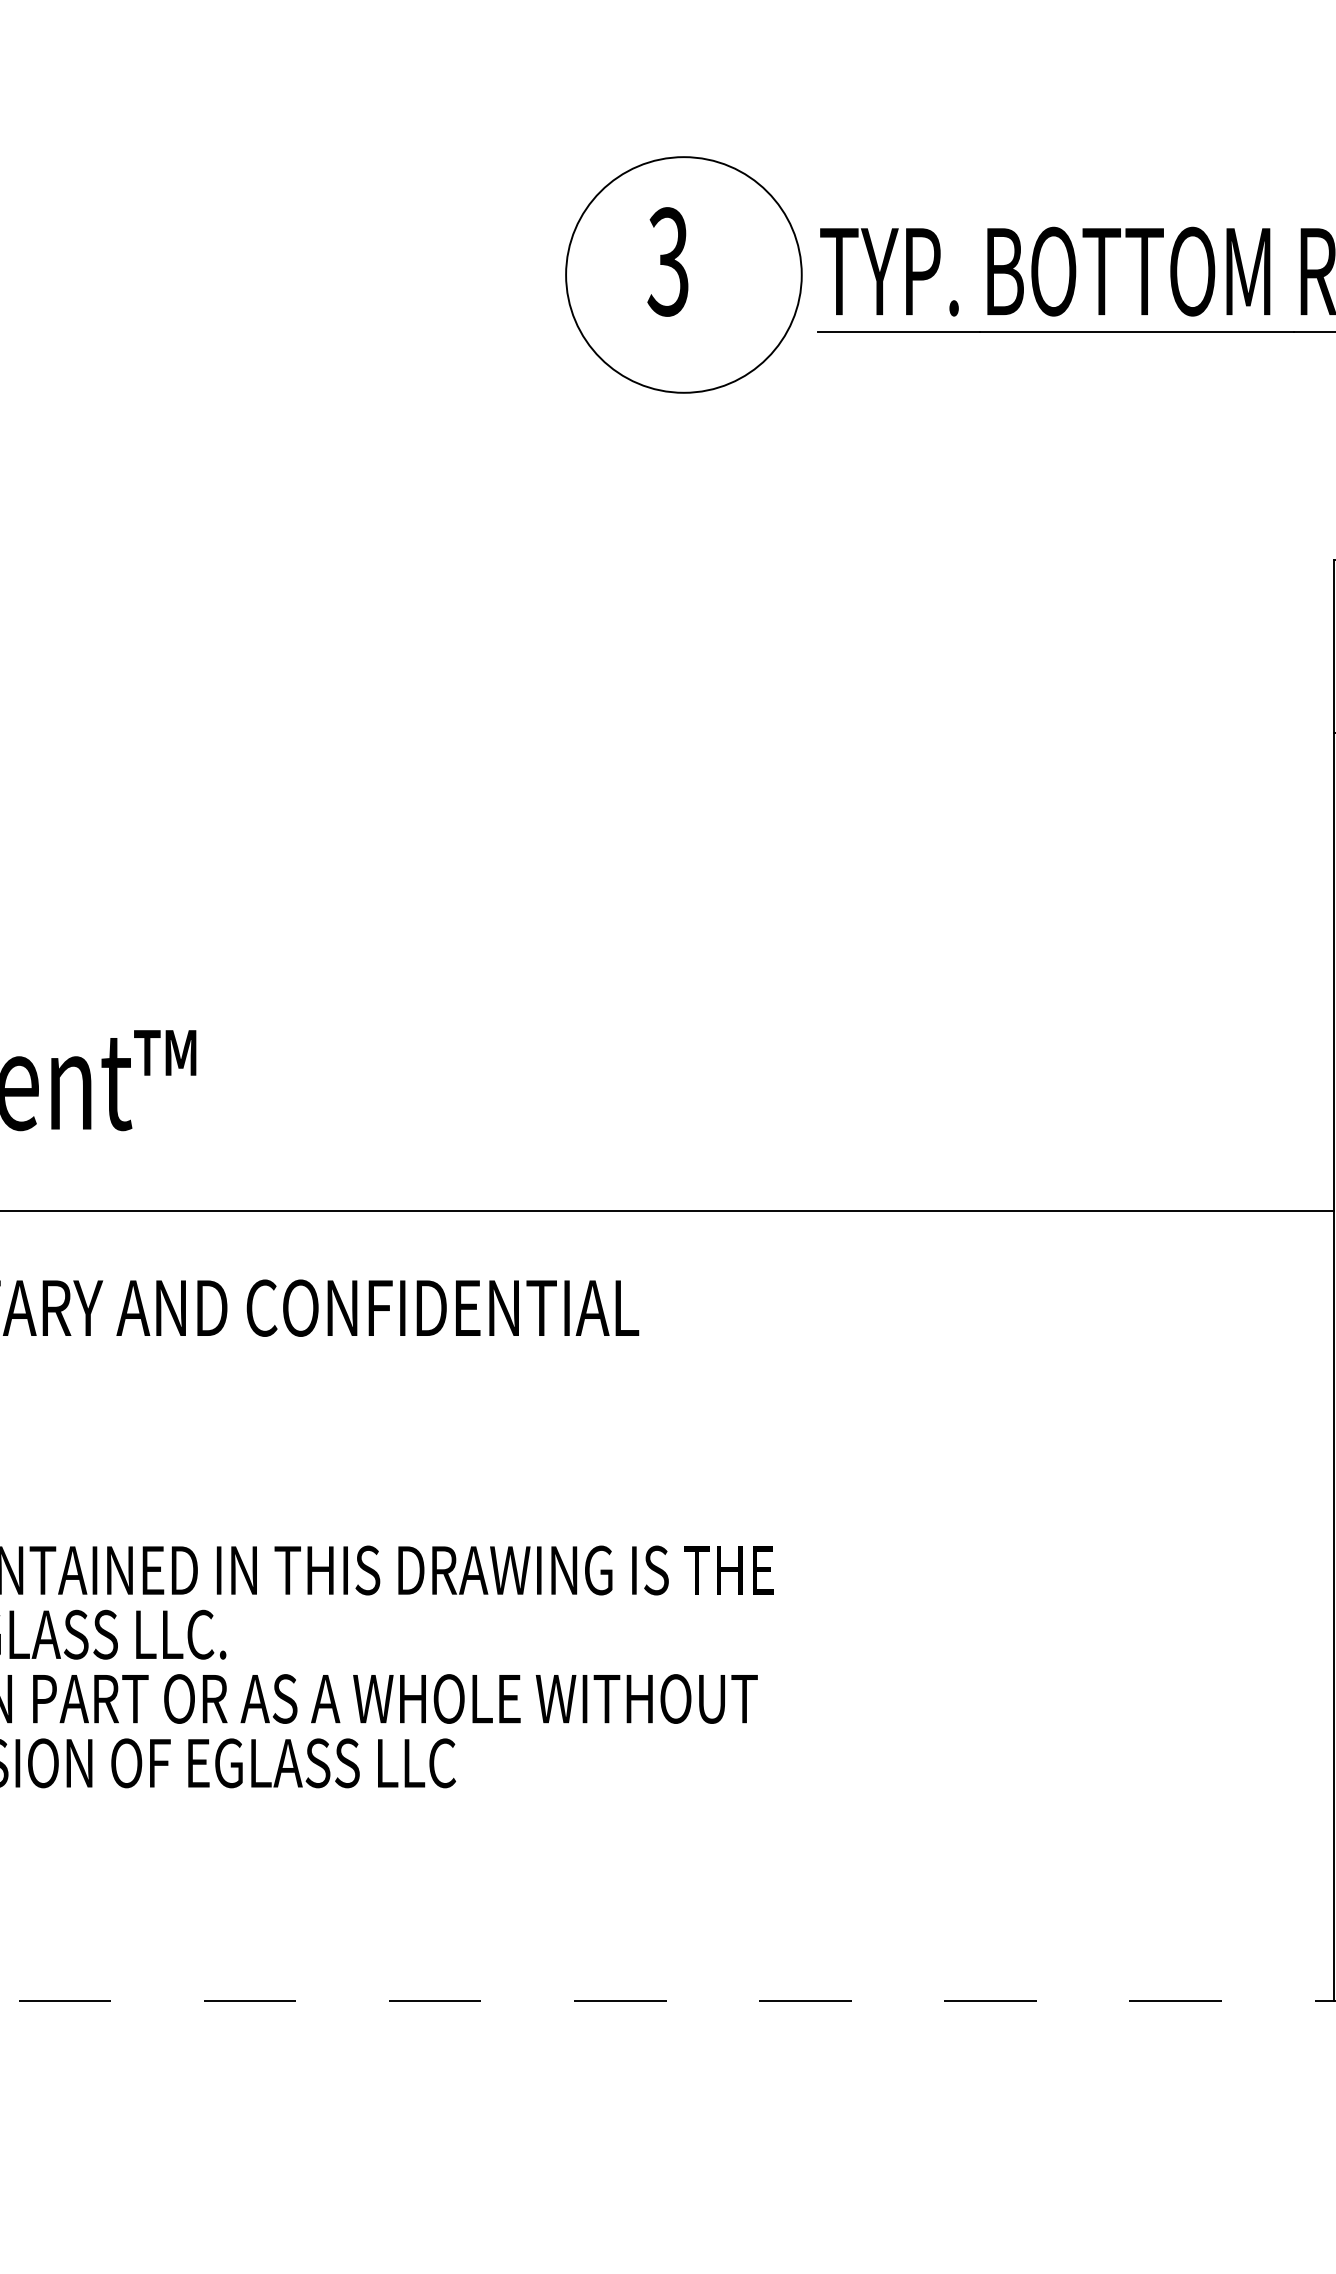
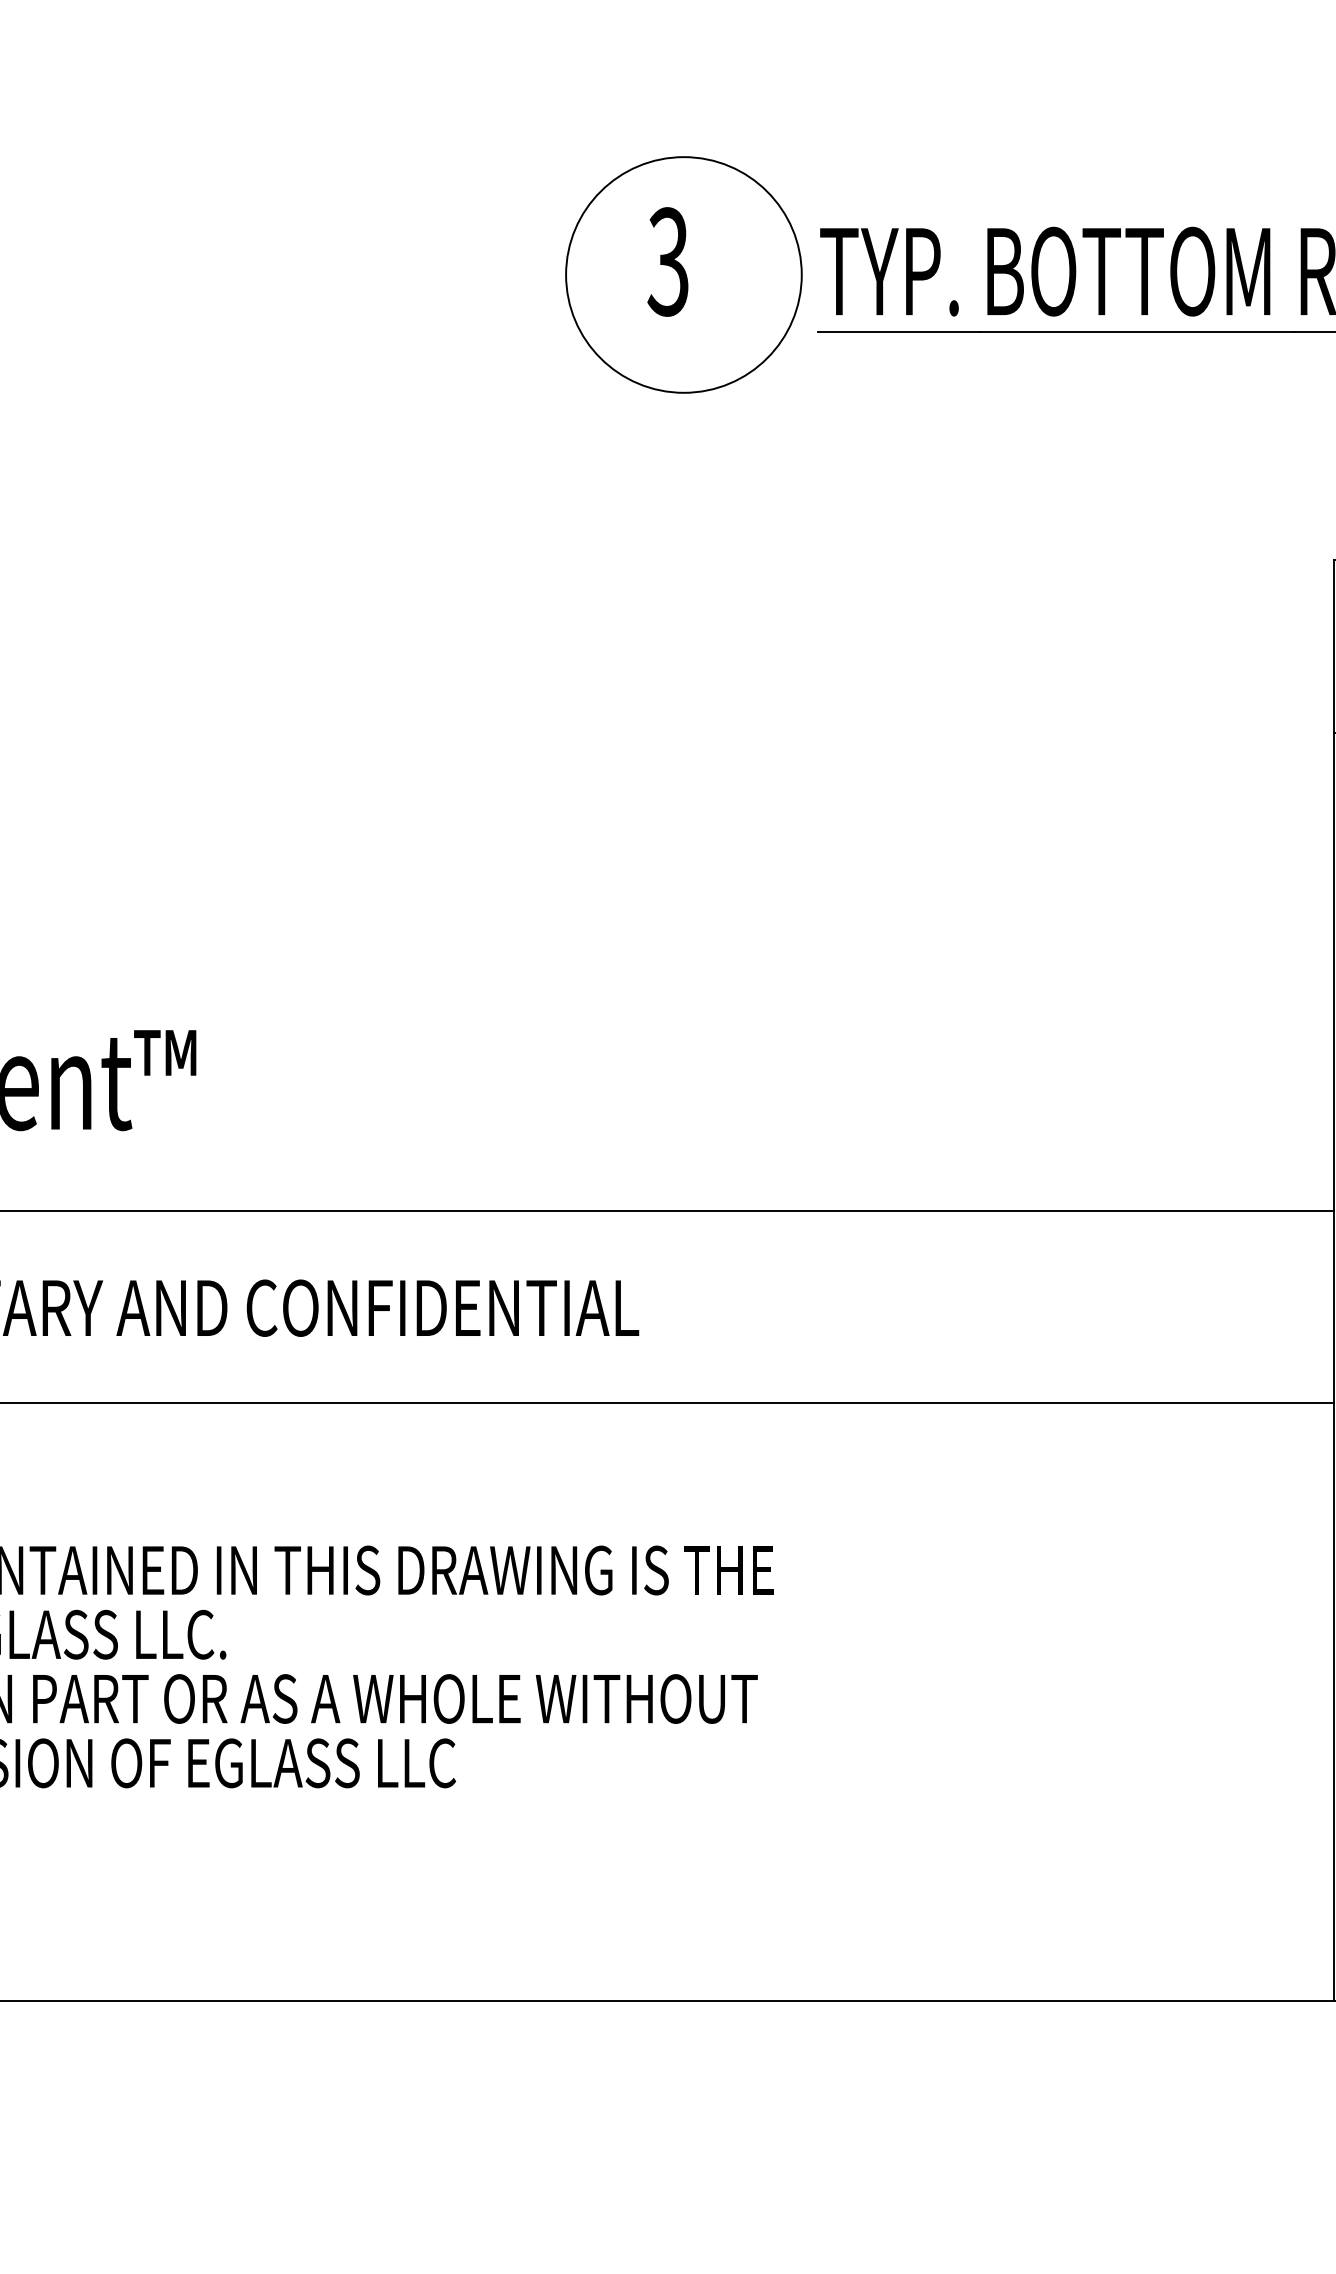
line: none -> present (667, 1403)
line: dashed -> solid (666, 2000)
